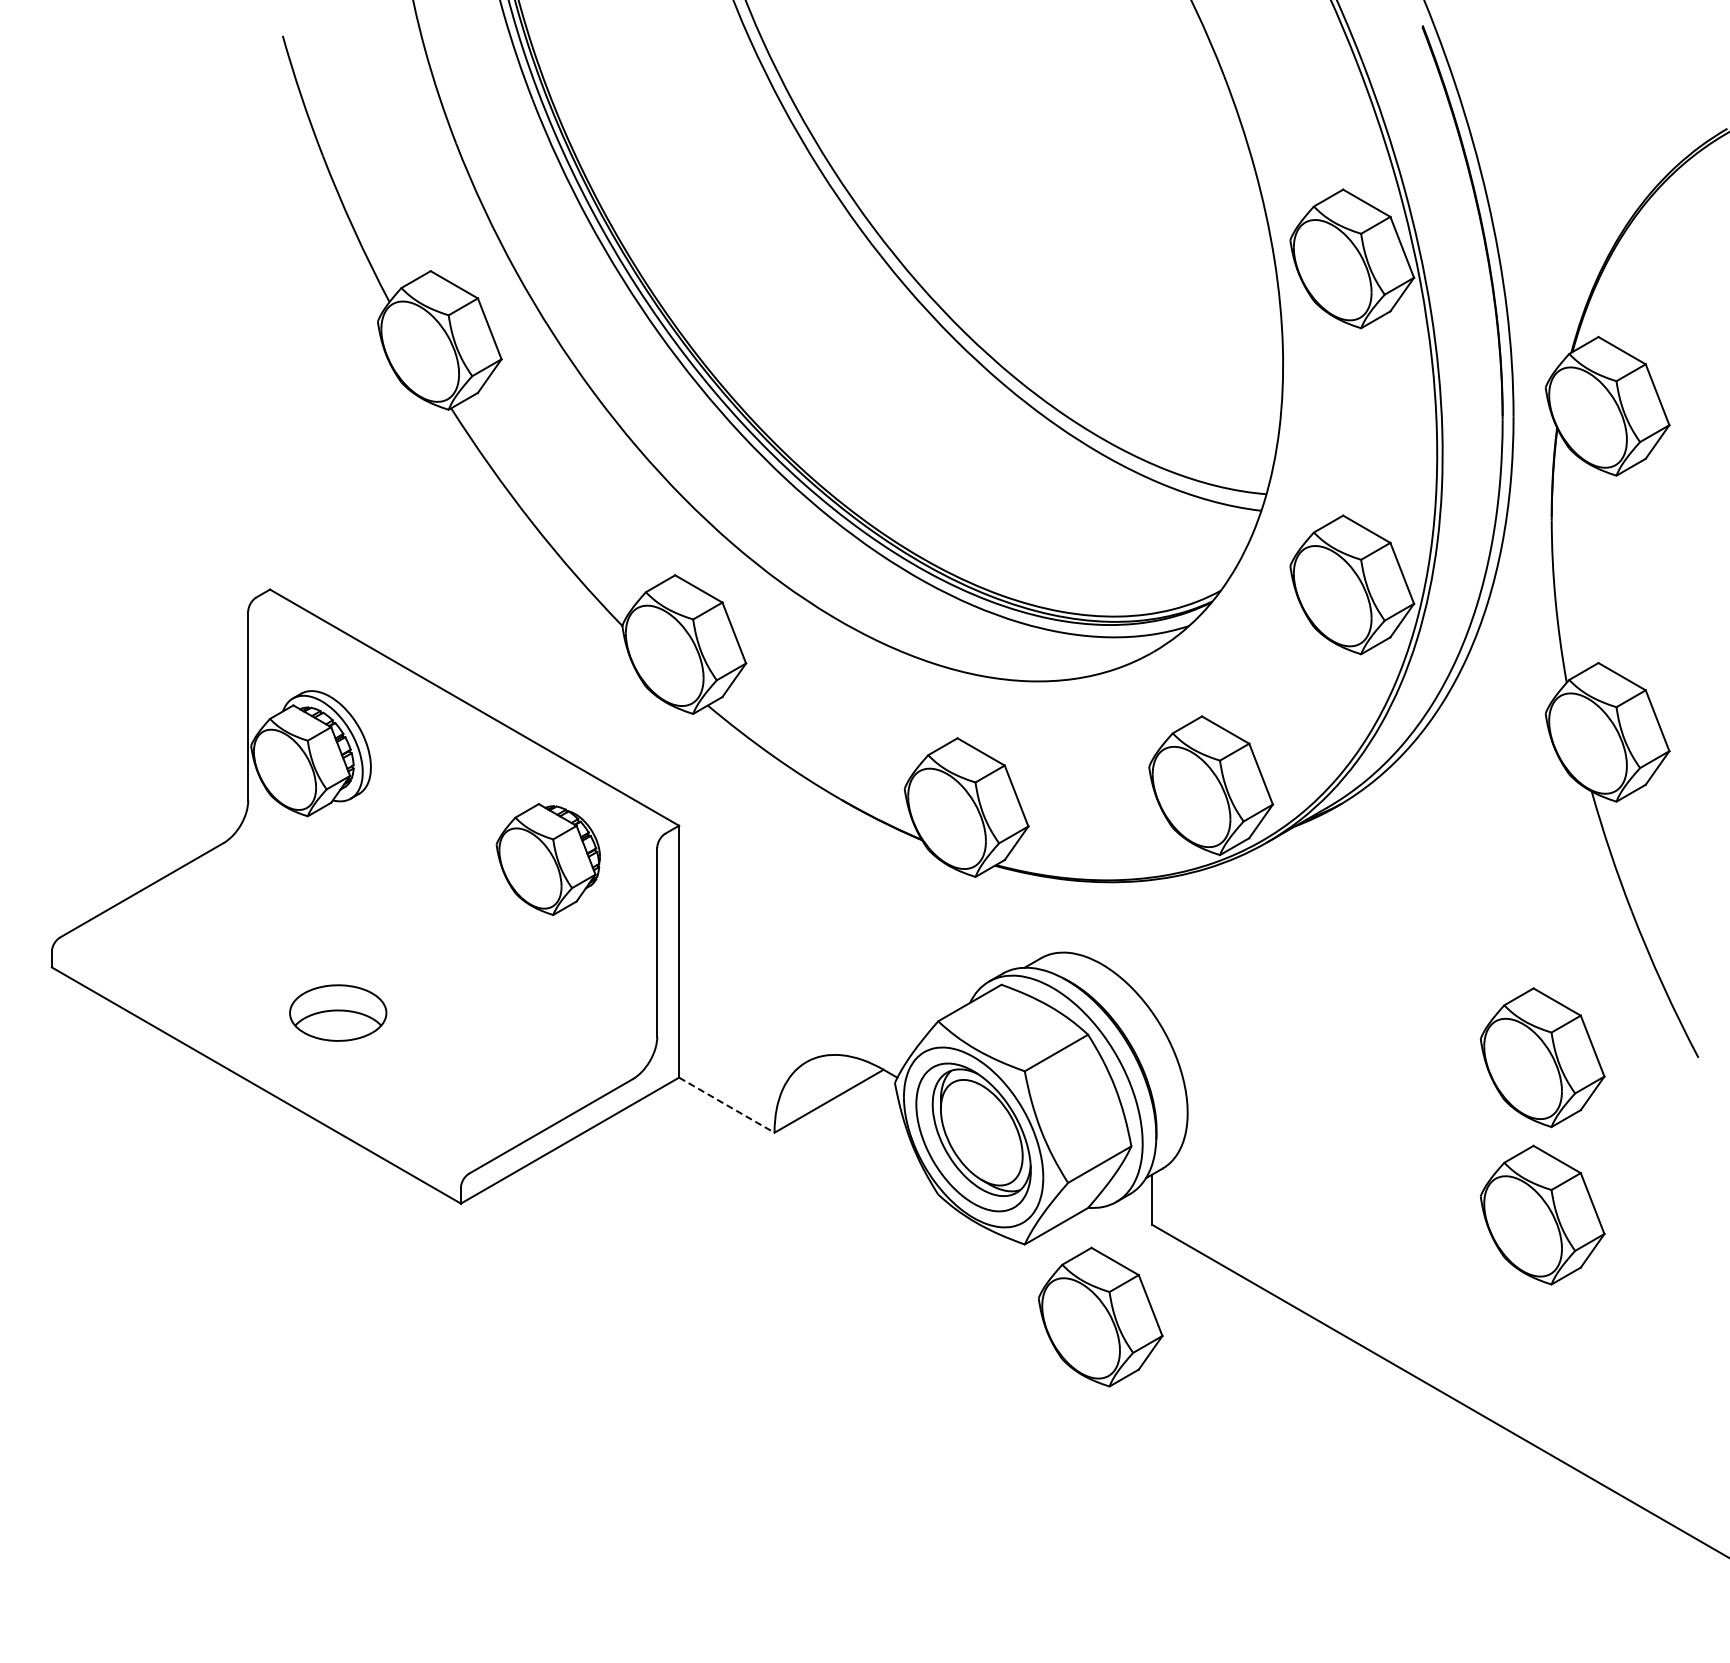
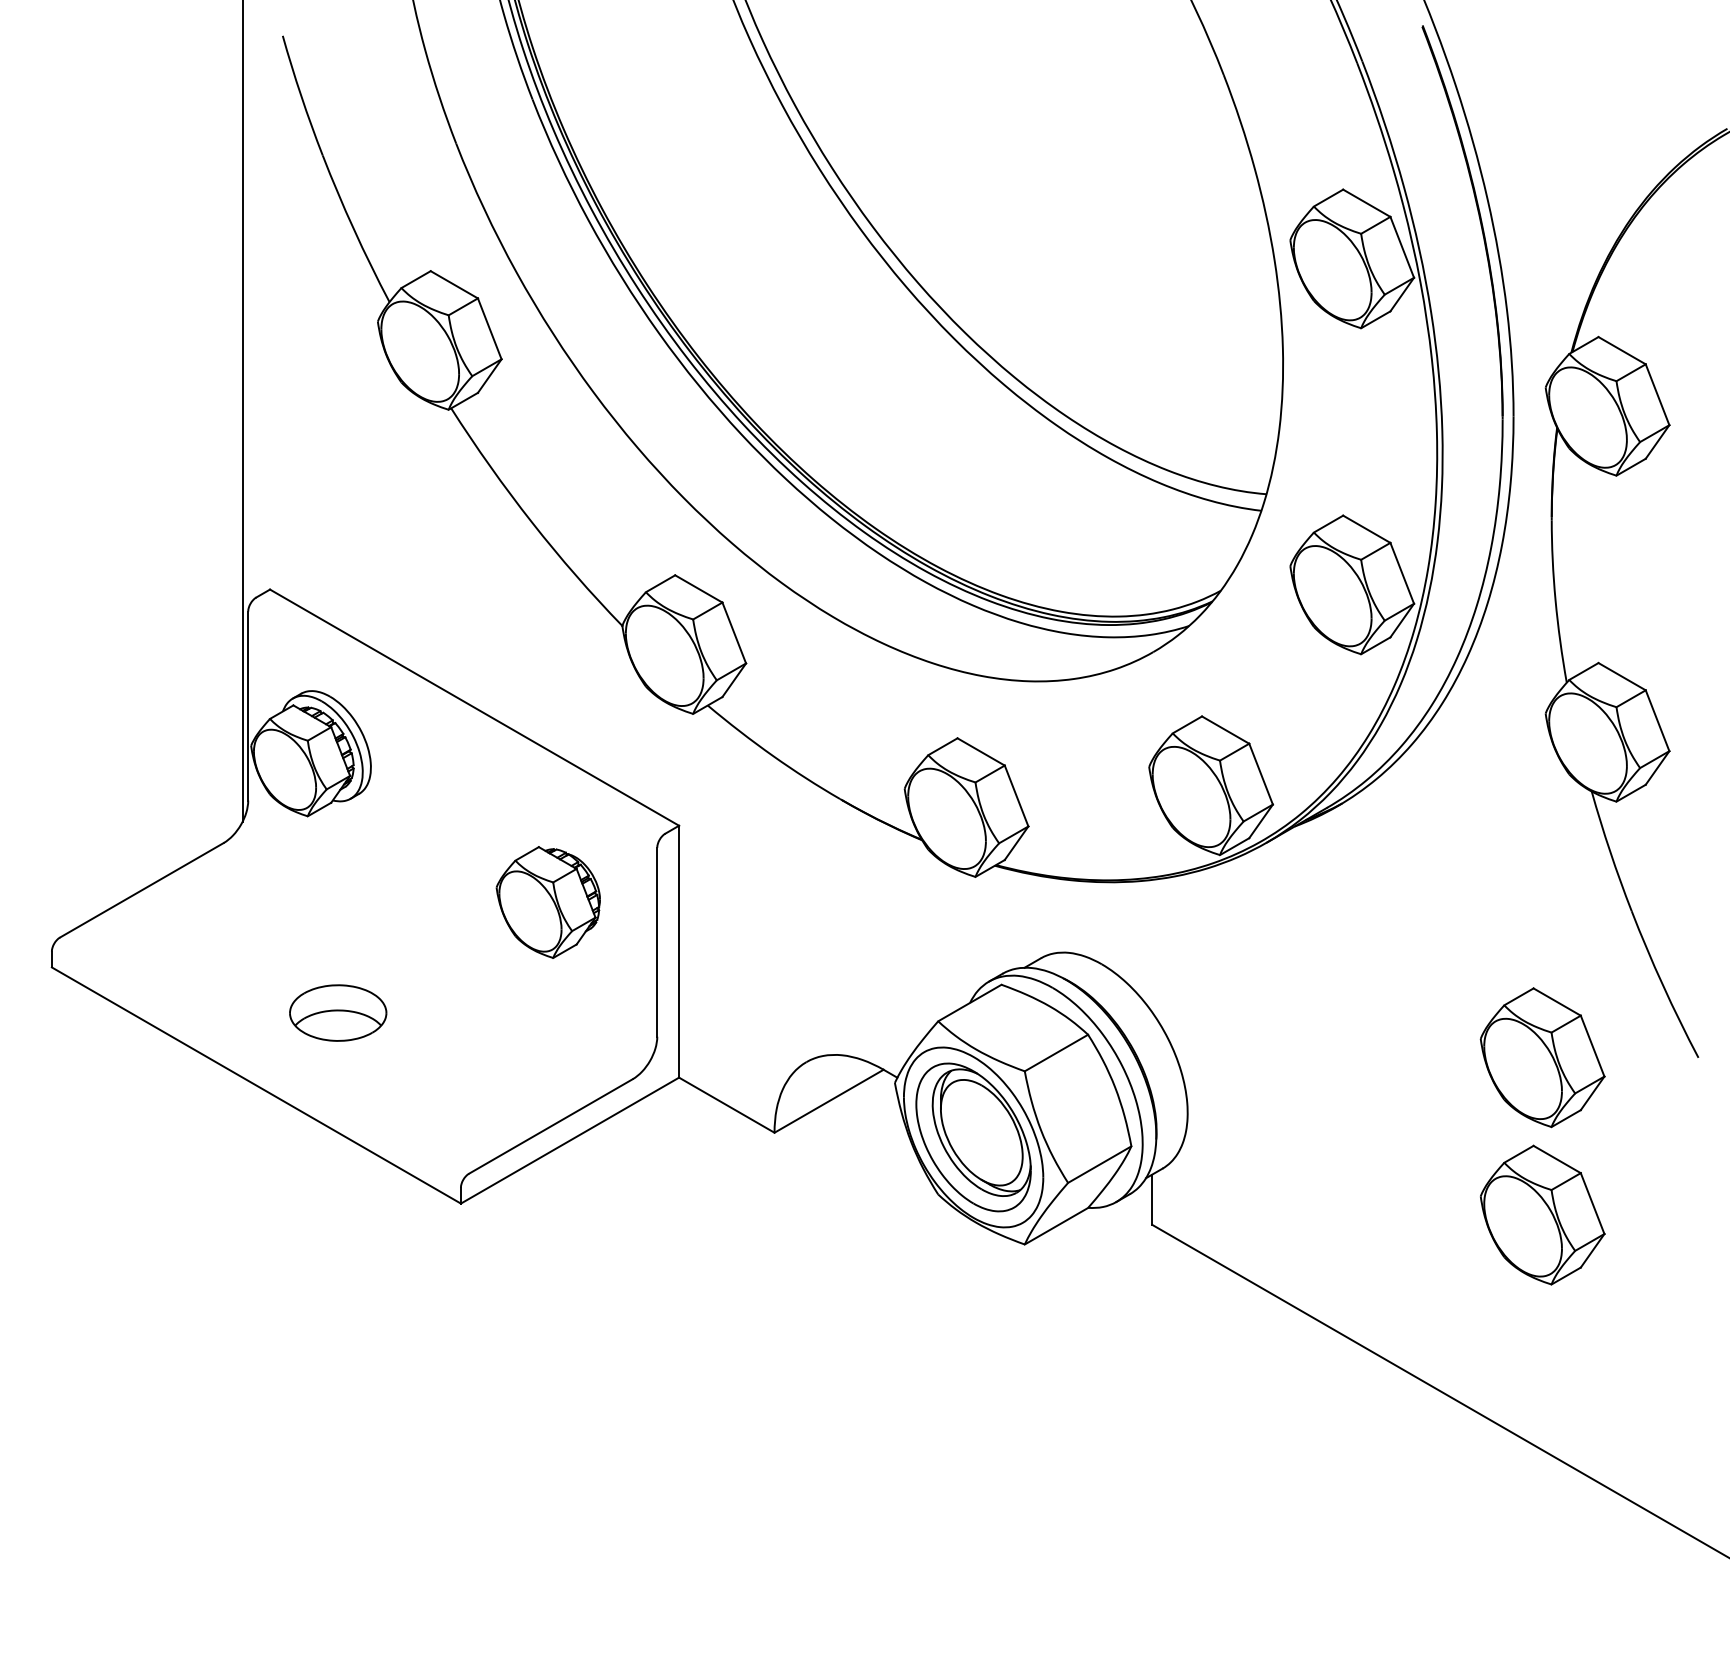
line: none -> present (242, 411)
part position: (547, 859) -> (547, 902) (547, 902)
line: dashed -> solid (727, 1105)
part: present -> none (1100, 1316)
